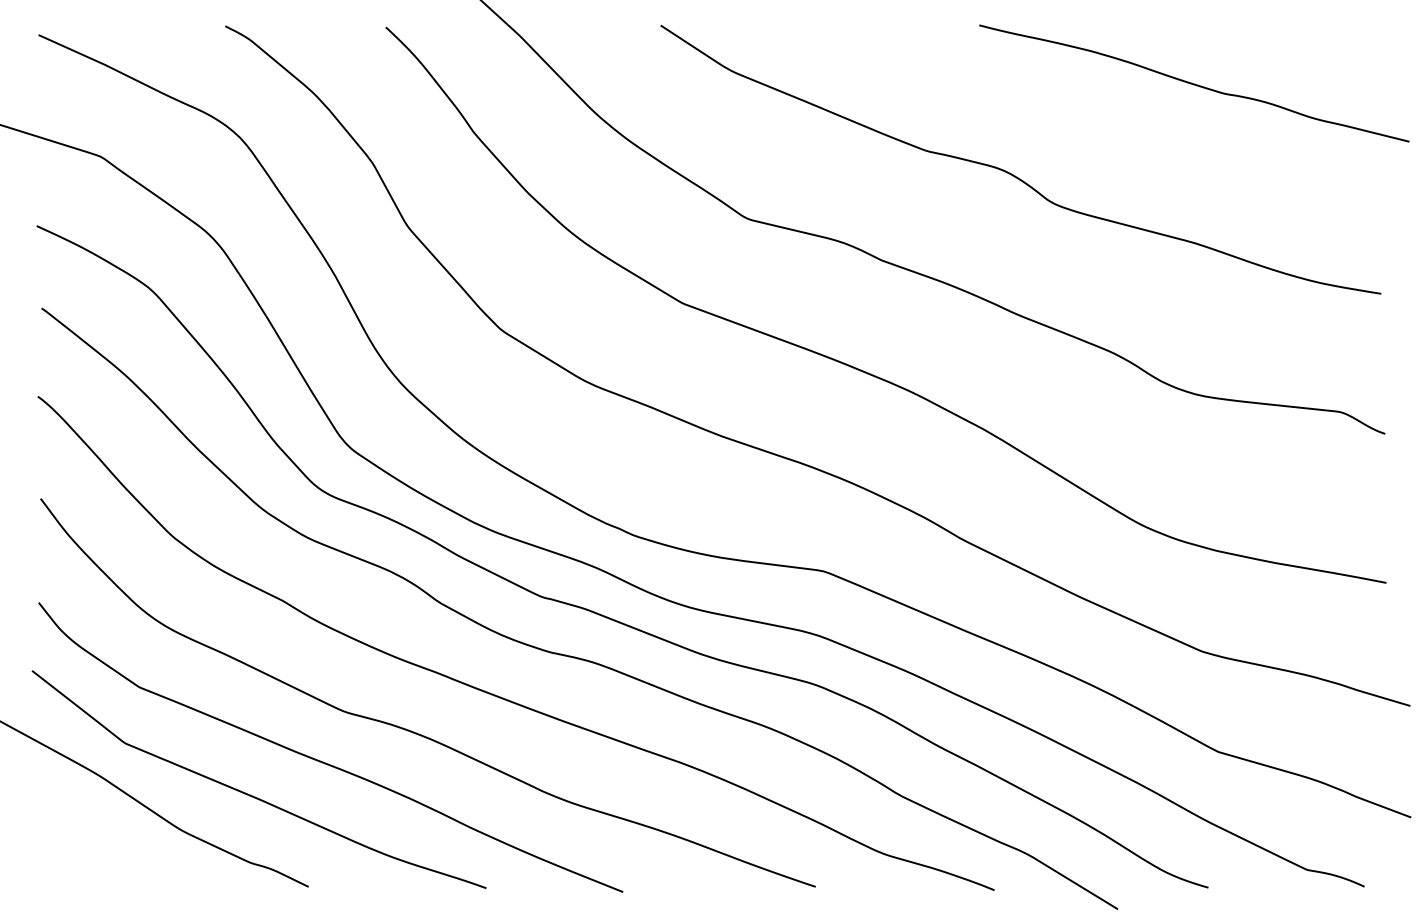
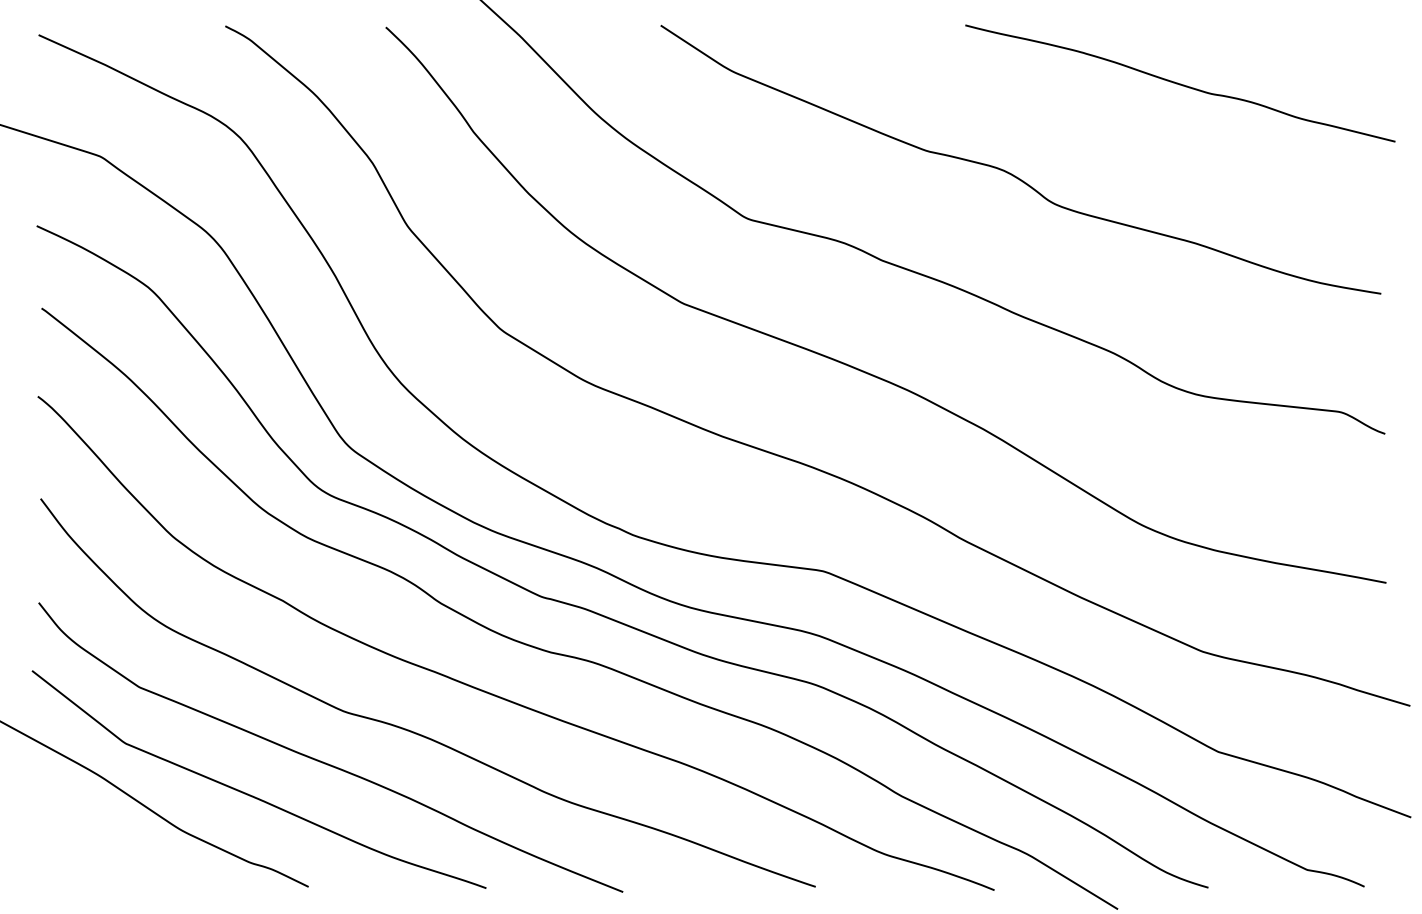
curve position: (1194, 83) -> (1180, 83) (1180, 83)
